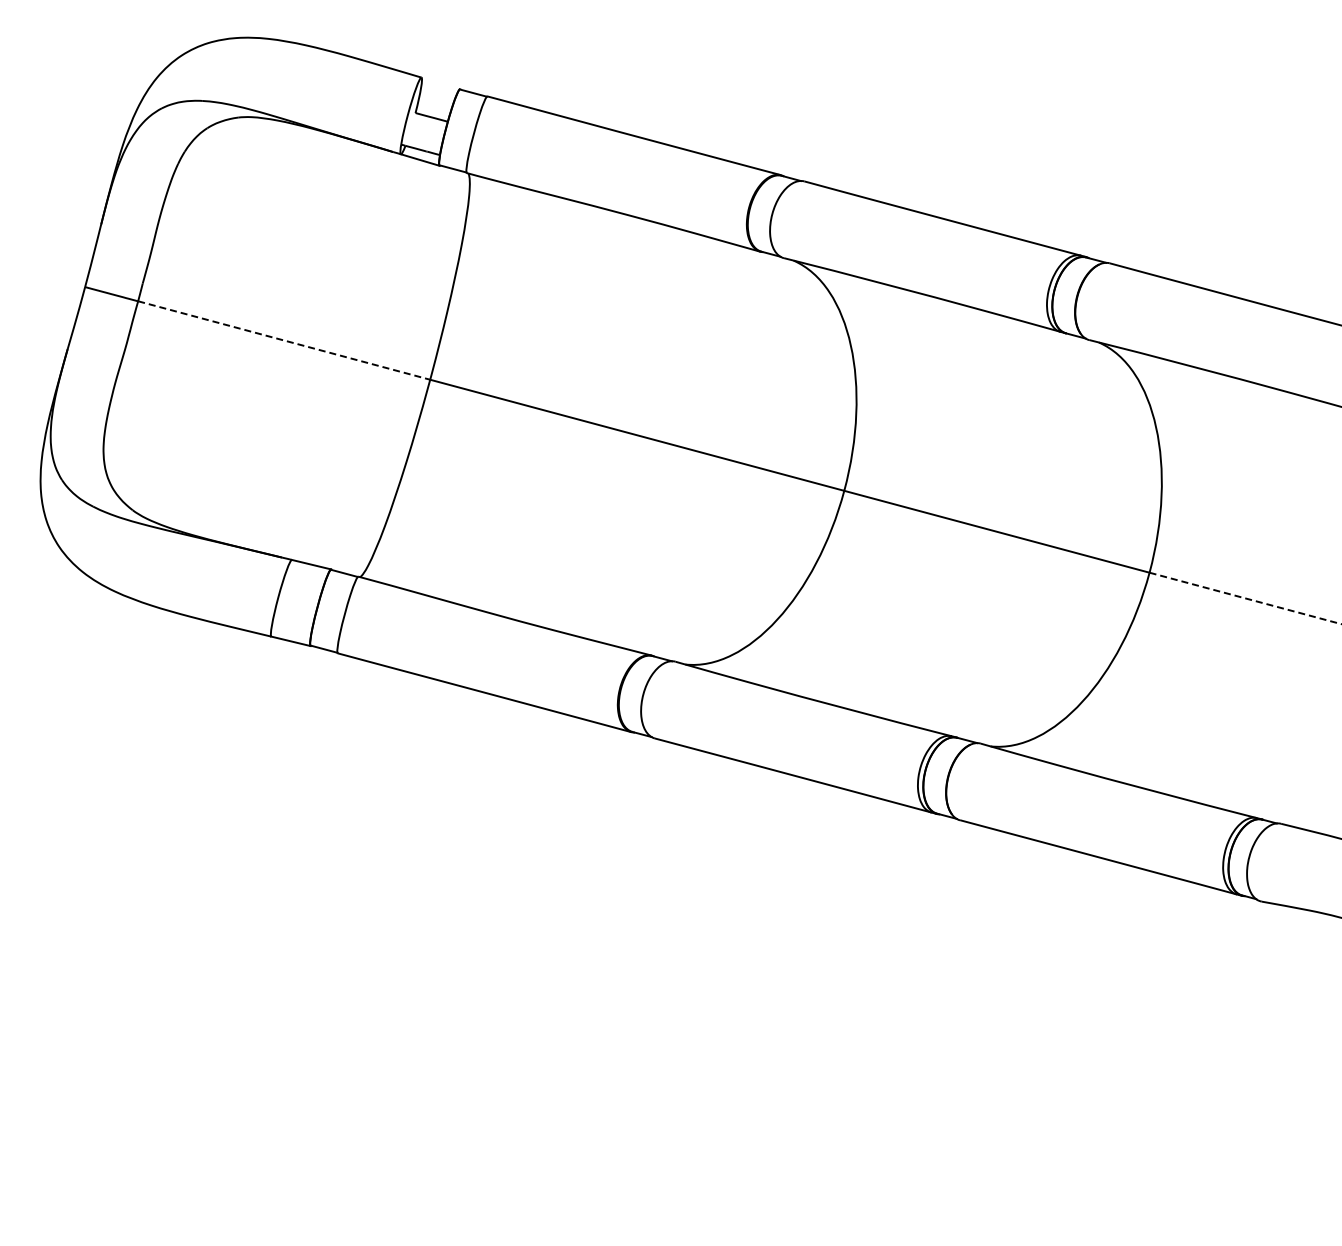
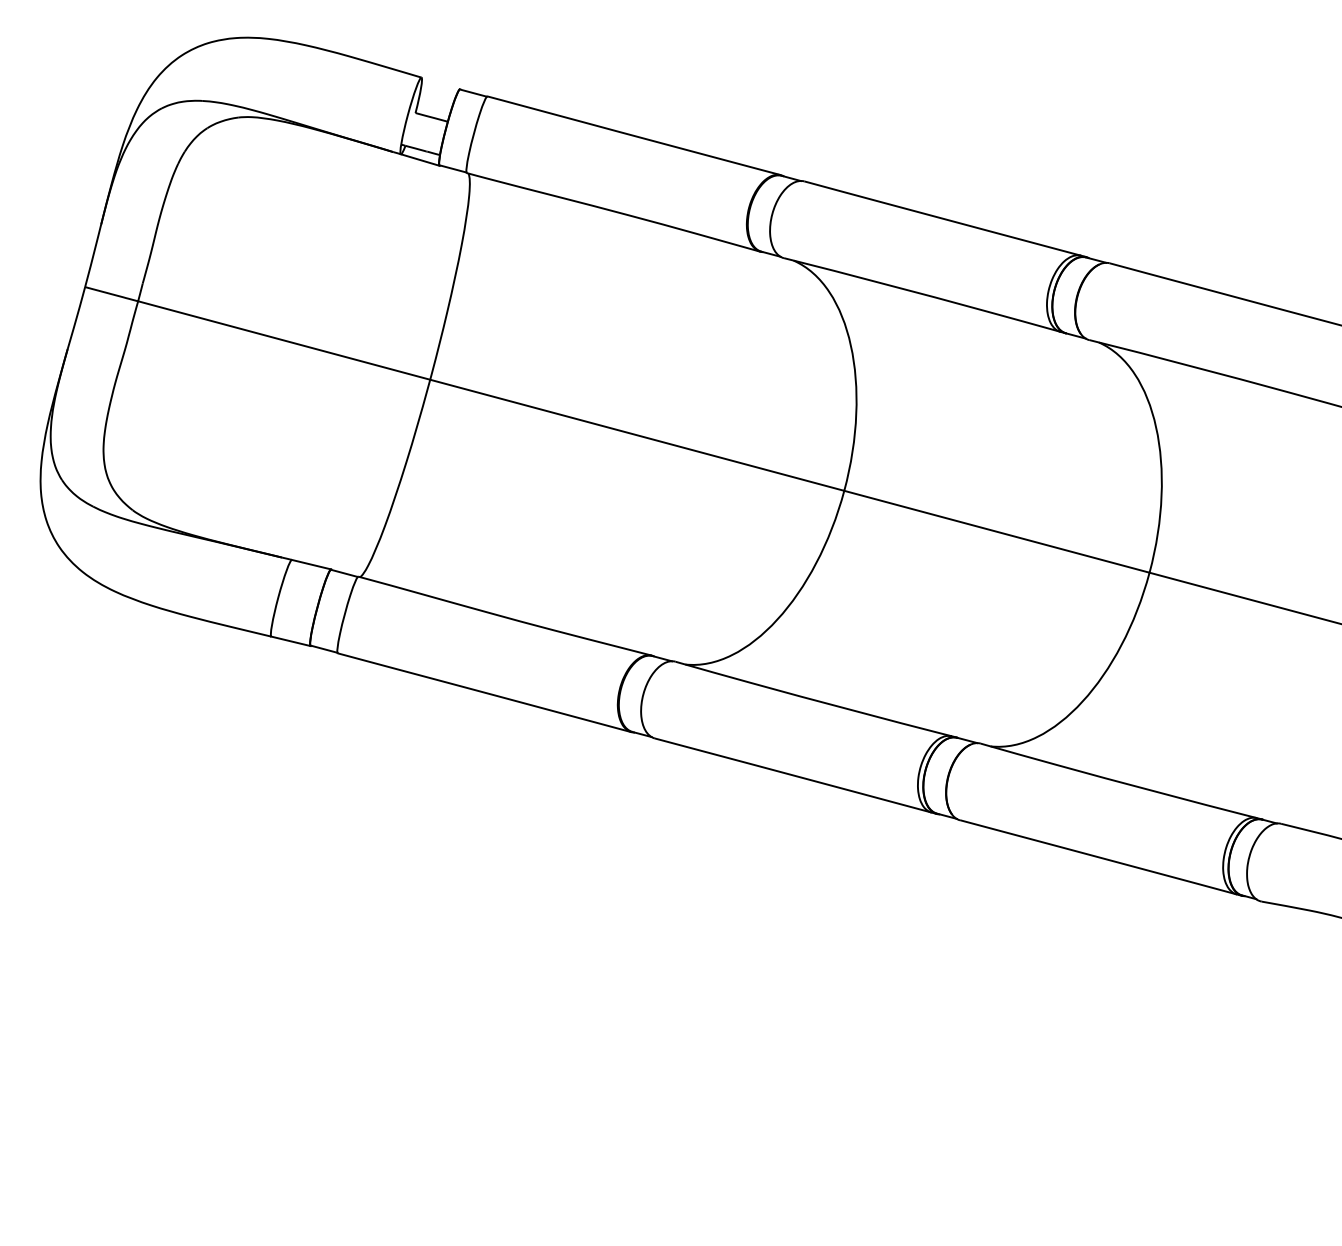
line: dashed -> solid (284, 340)
line: dashed -> solid (1245, 598)
